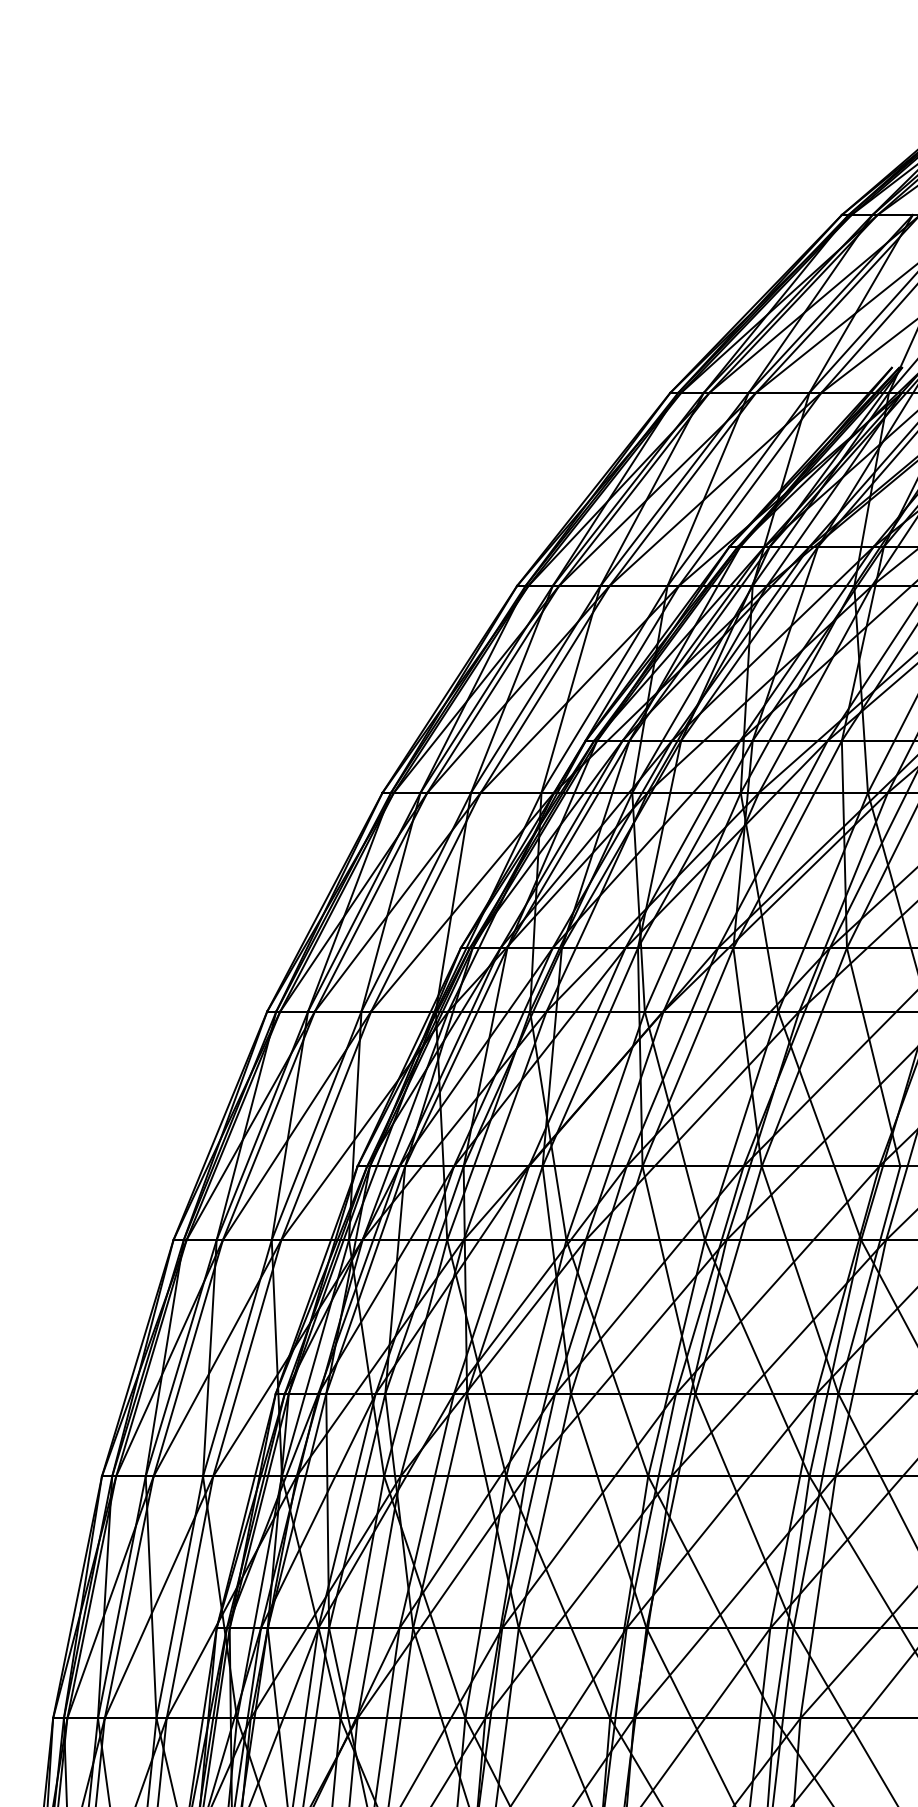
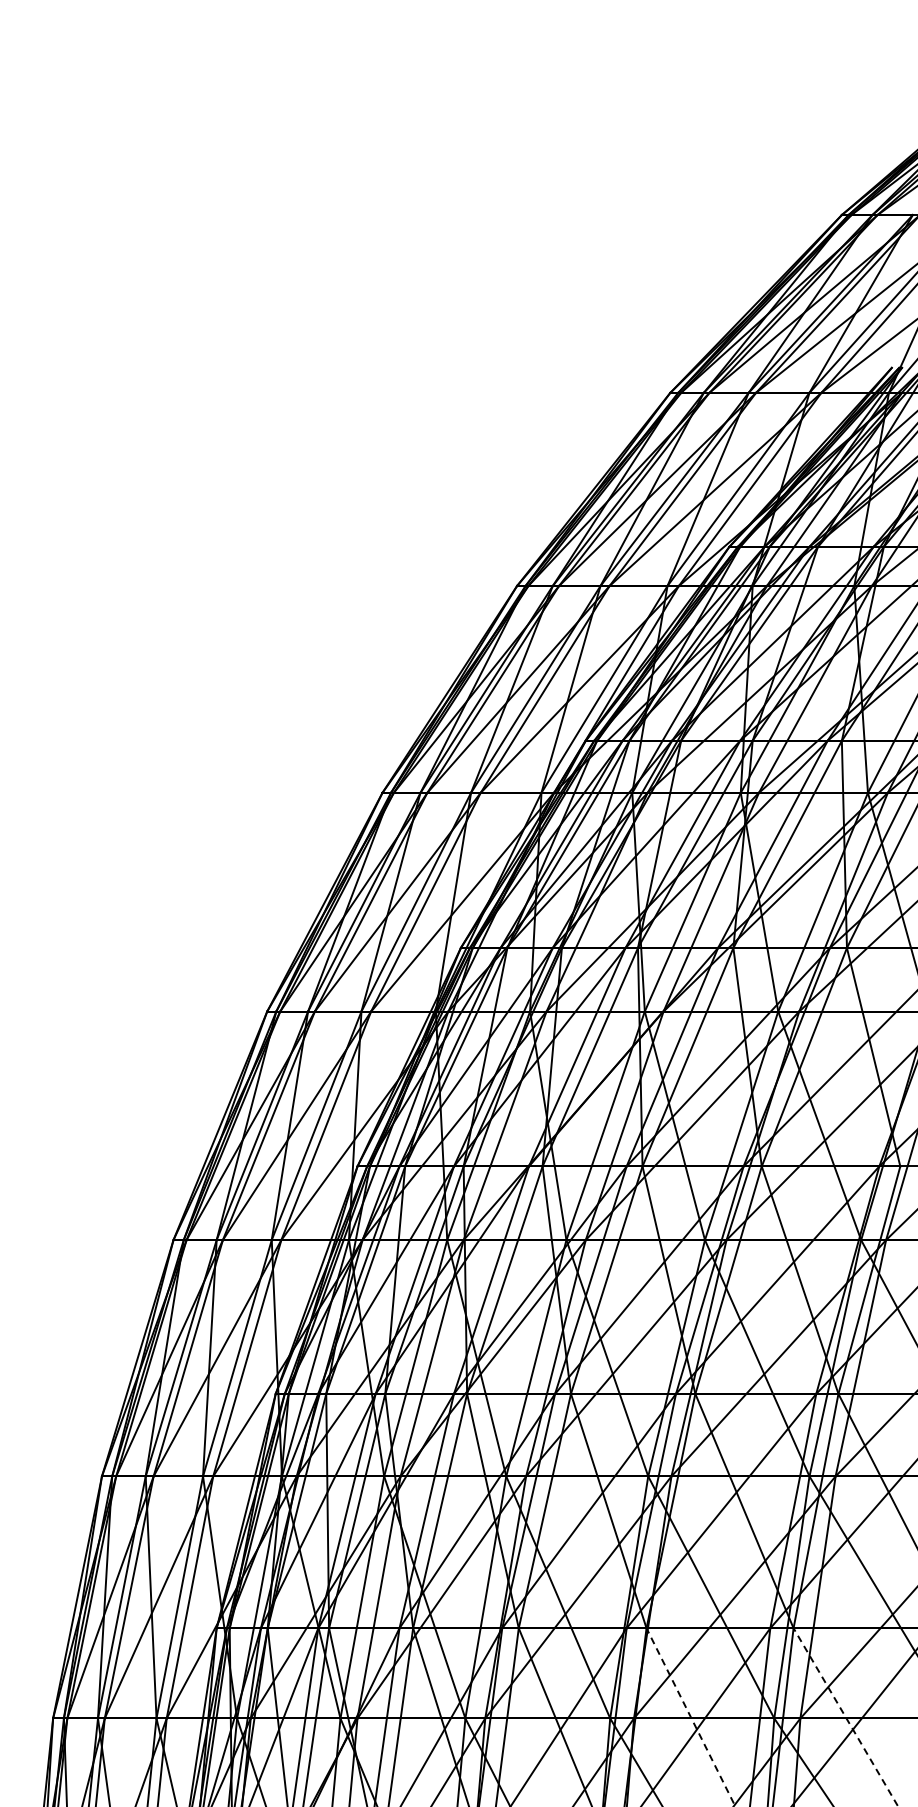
line: solid -> dashed (845, 1716)
line: solid -> dashed (691, 1717)
